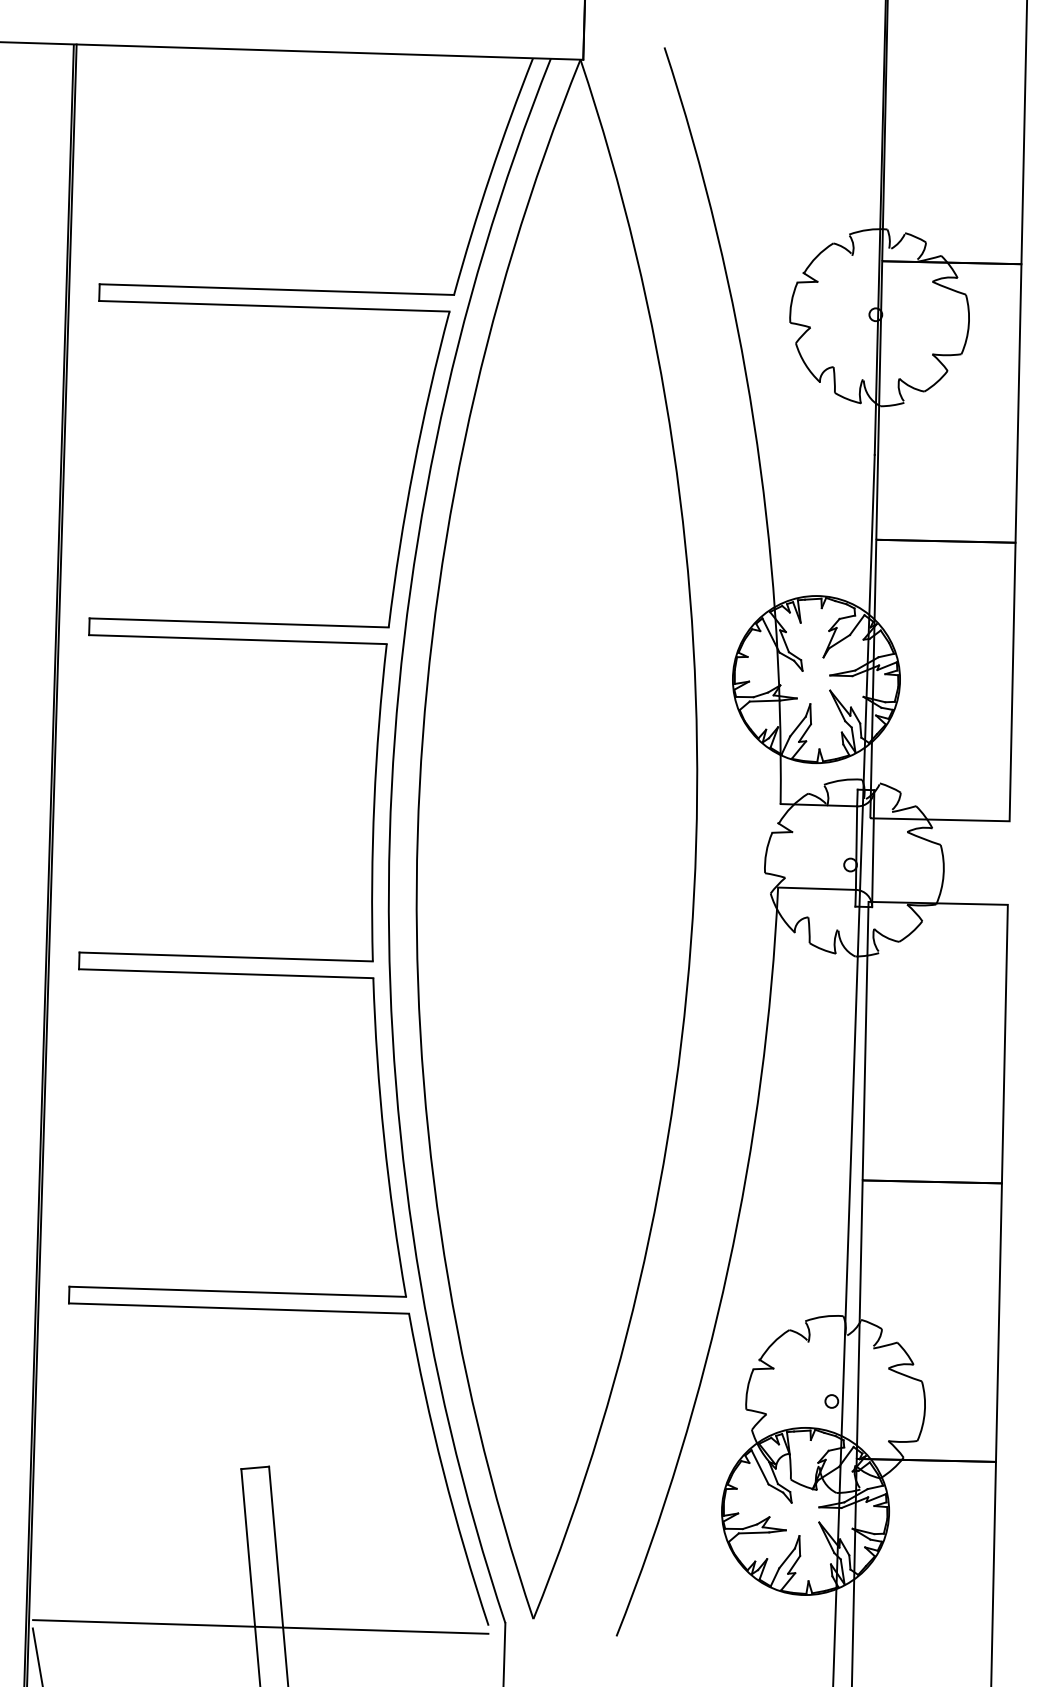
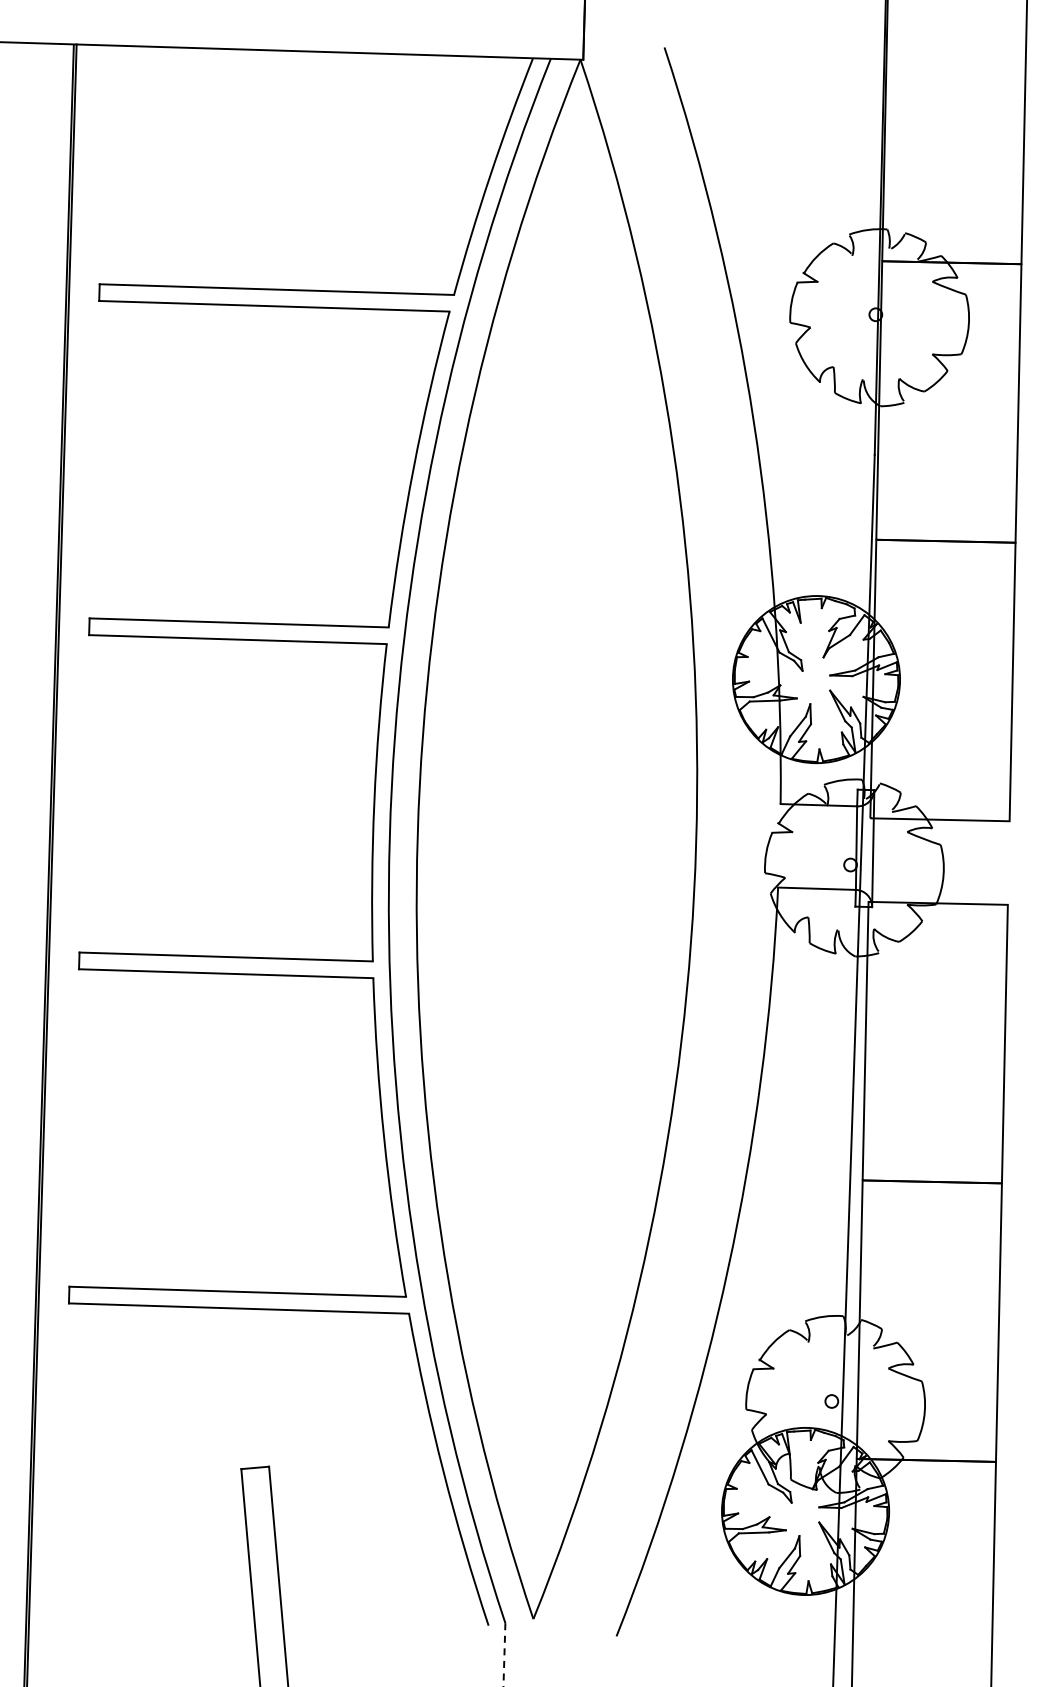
line: present -> none (260, 1626)
line: present -> none (37, 1655)
line: solid -> dashed (504, 1655)
